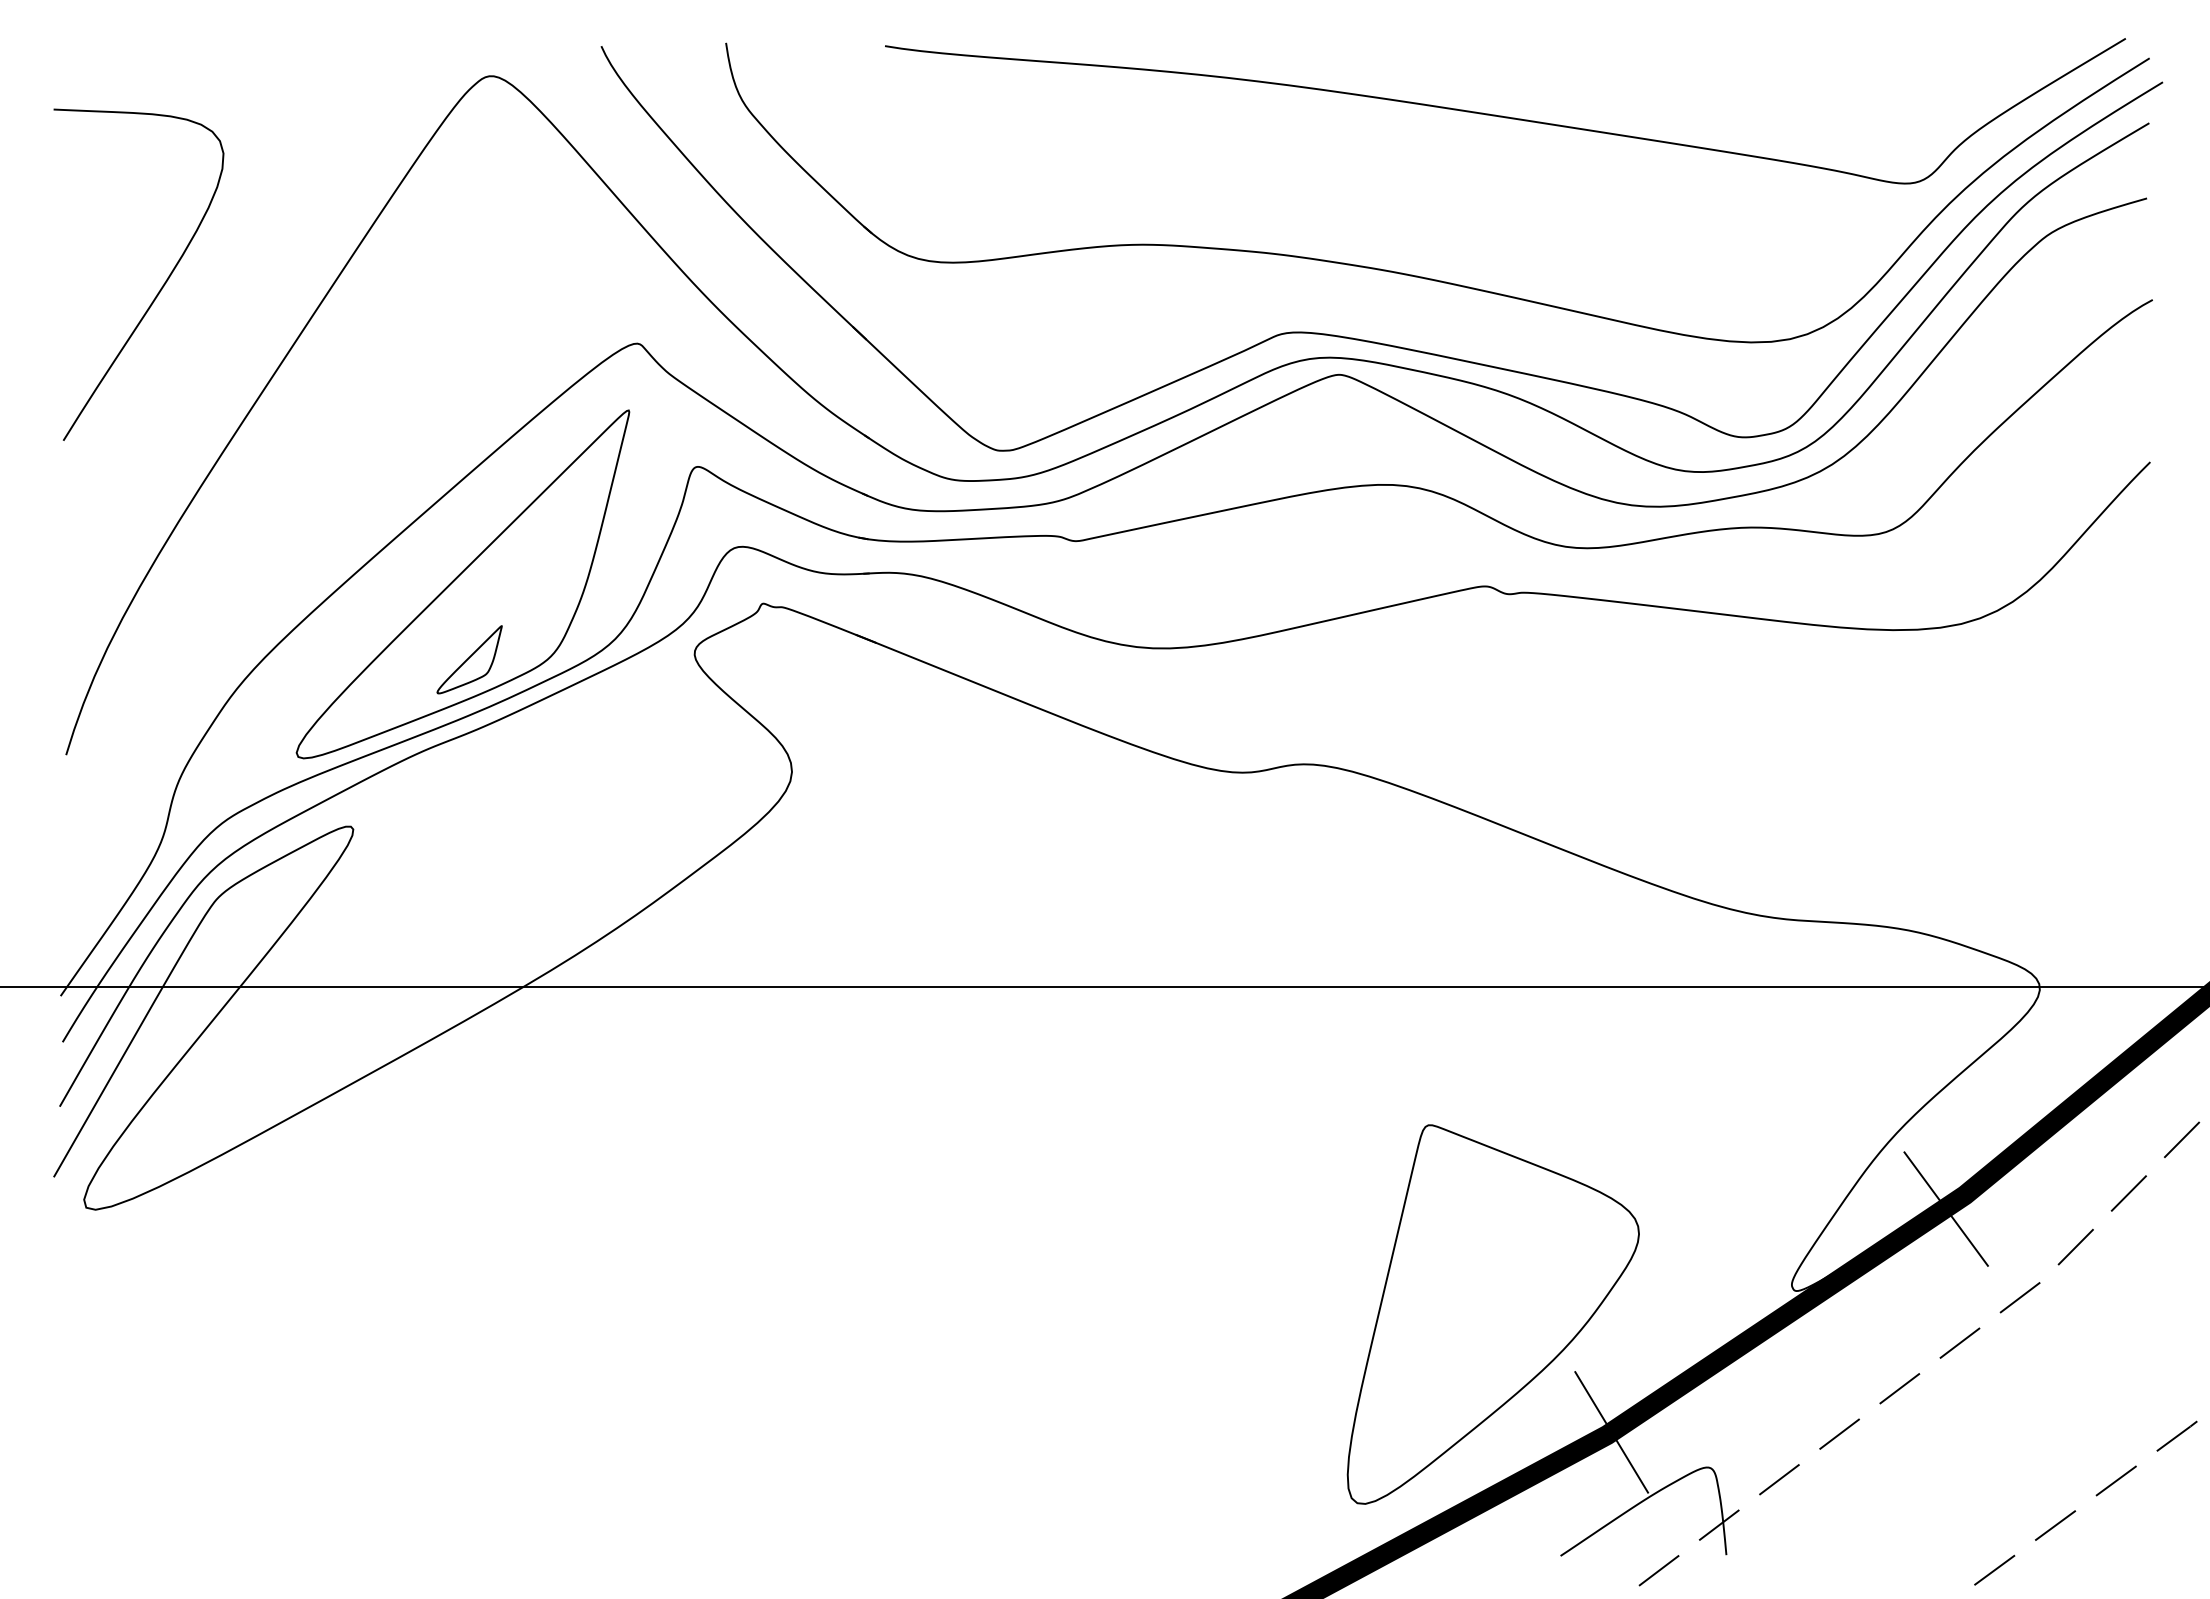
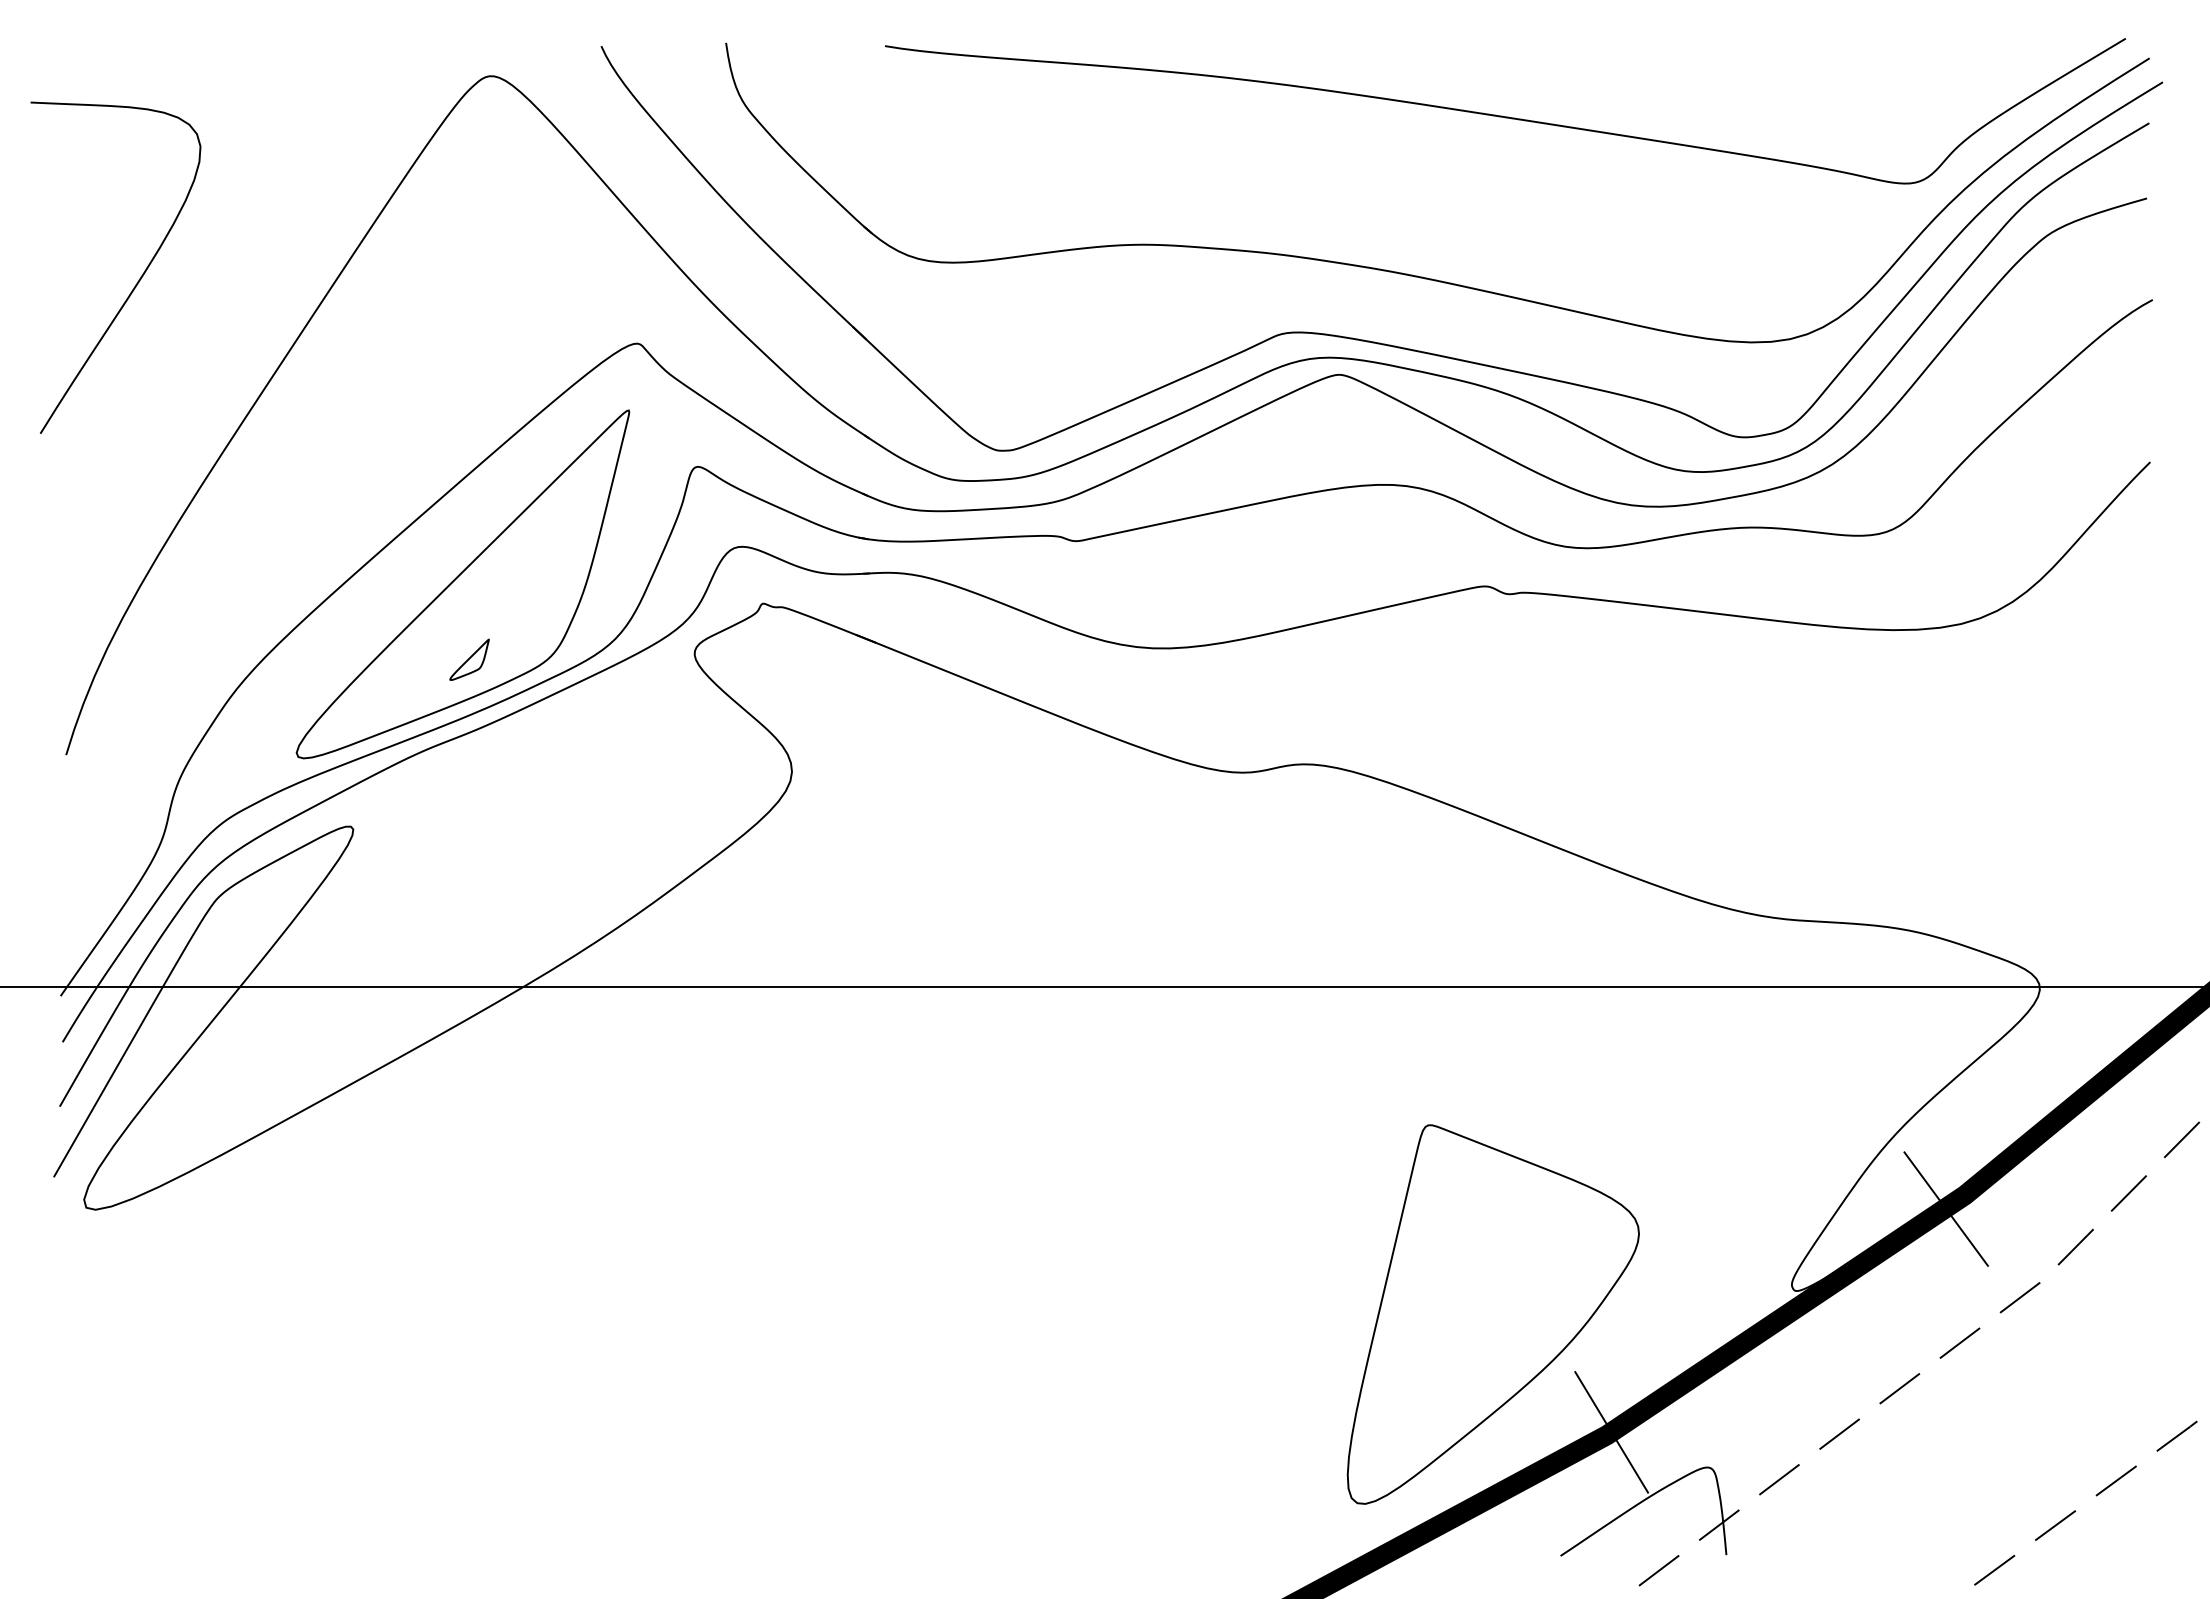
curve position: (160, 288) -> (137, 281) (137, 281)
part size: 67x70 px -> 41x43 px (469, 659)
